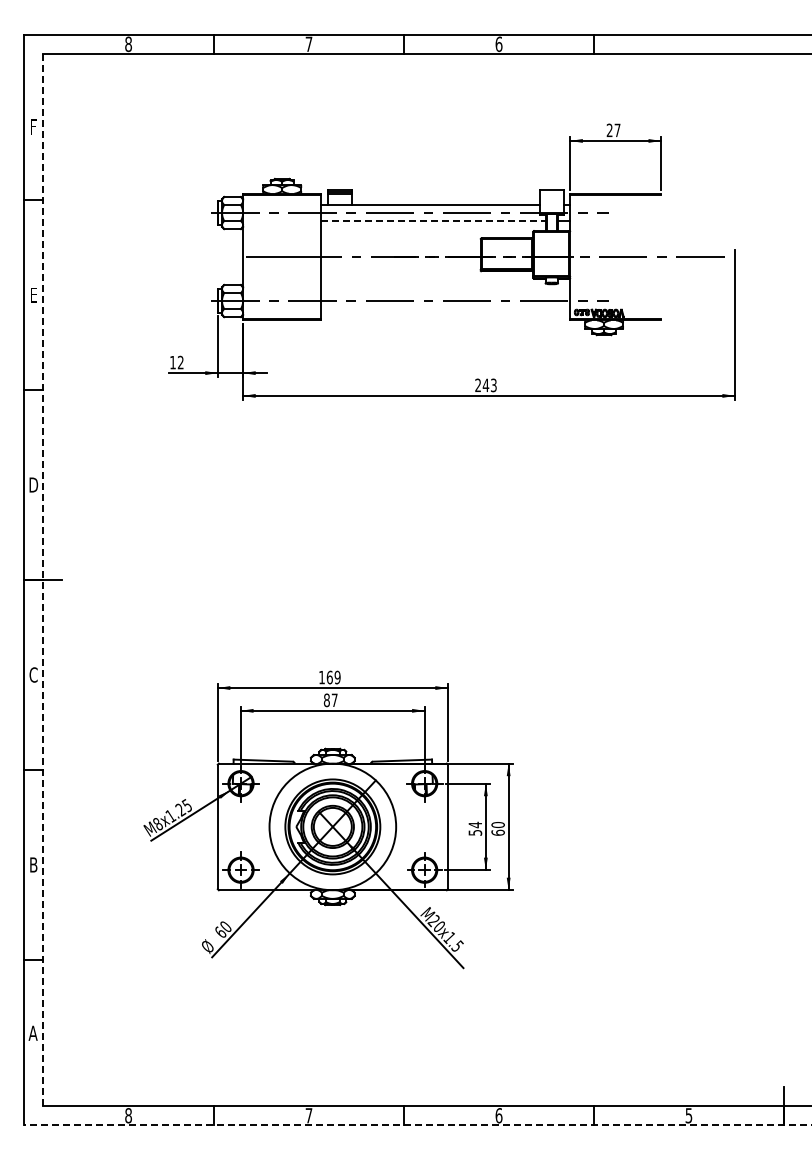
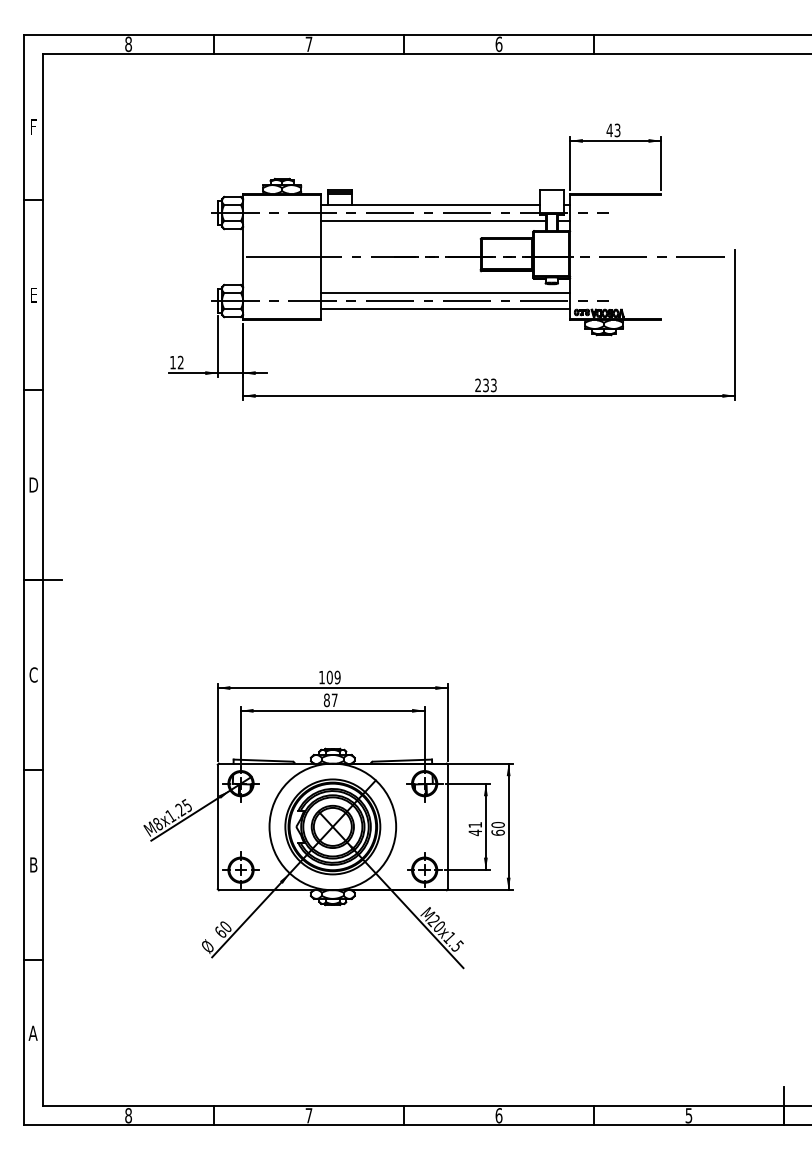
text: 27 -> 43 (613, 130)
line: dashed -> solid (433, 221)
line: none -> present (445, 292)
line: none -> present (445, 309)
text: 243 -> 233 (485, 385)
line: dashed -> solid (43, 579)
text: 169 -> 109 (329, 676)
text: 54 -> 41 (475, 828)
line: dashed -> solid (417, 1125)
